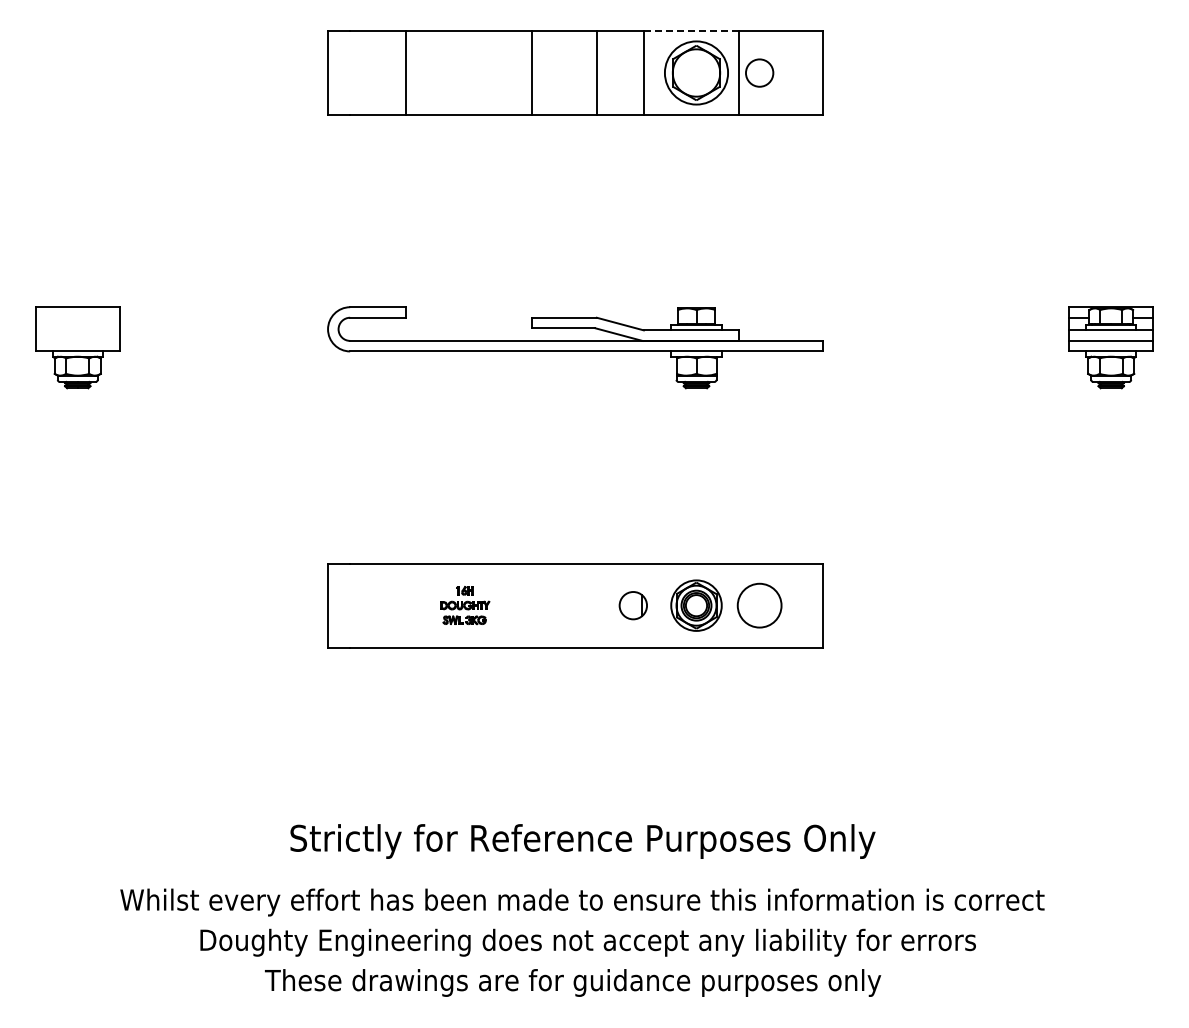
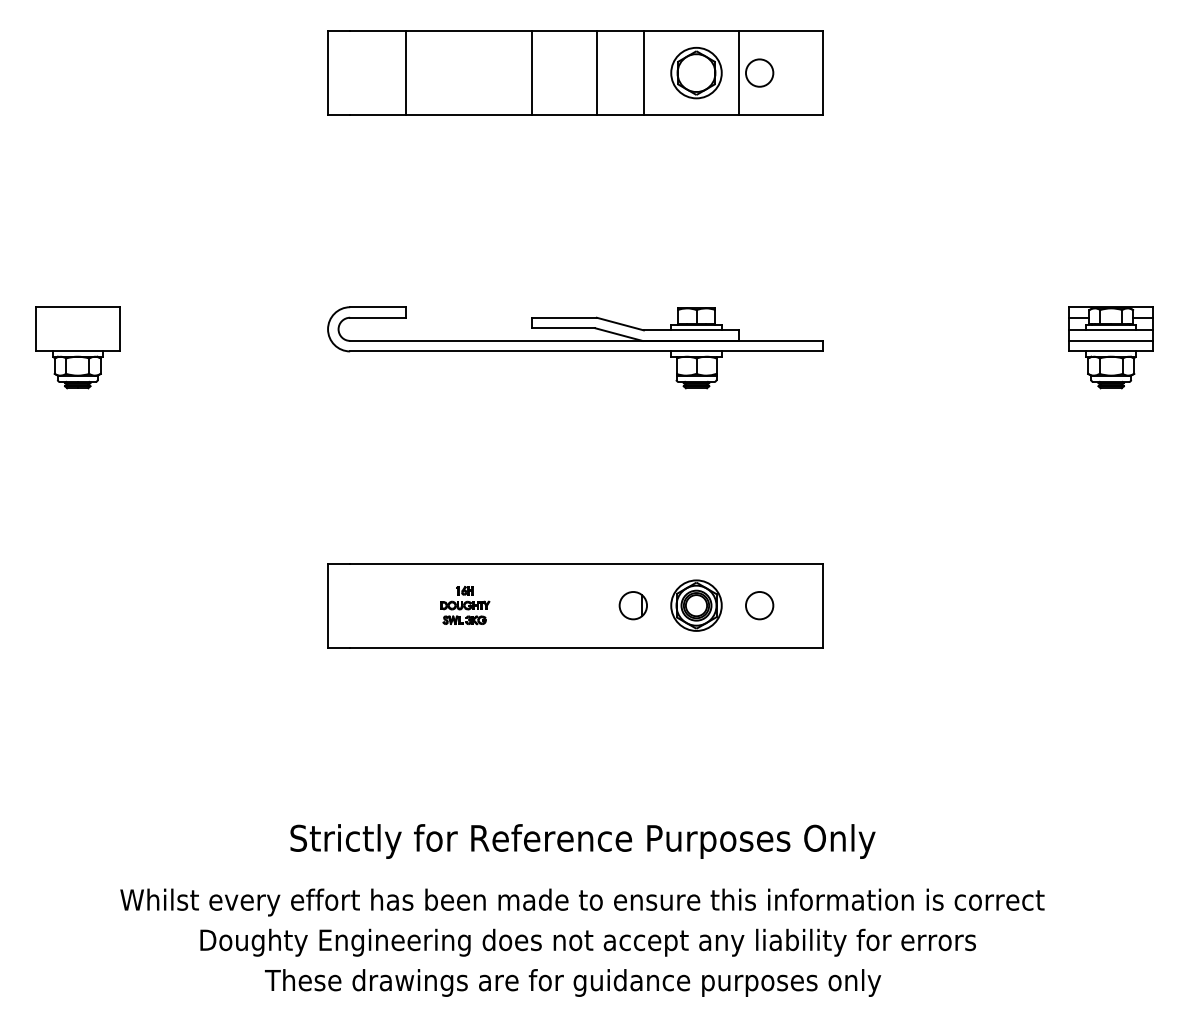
line: dashed -> solid (690, 30)
part size: 65x66 px -> 53x53 px (696, 73)
circle diameter: 44 px -> 27 px (759, 605)
